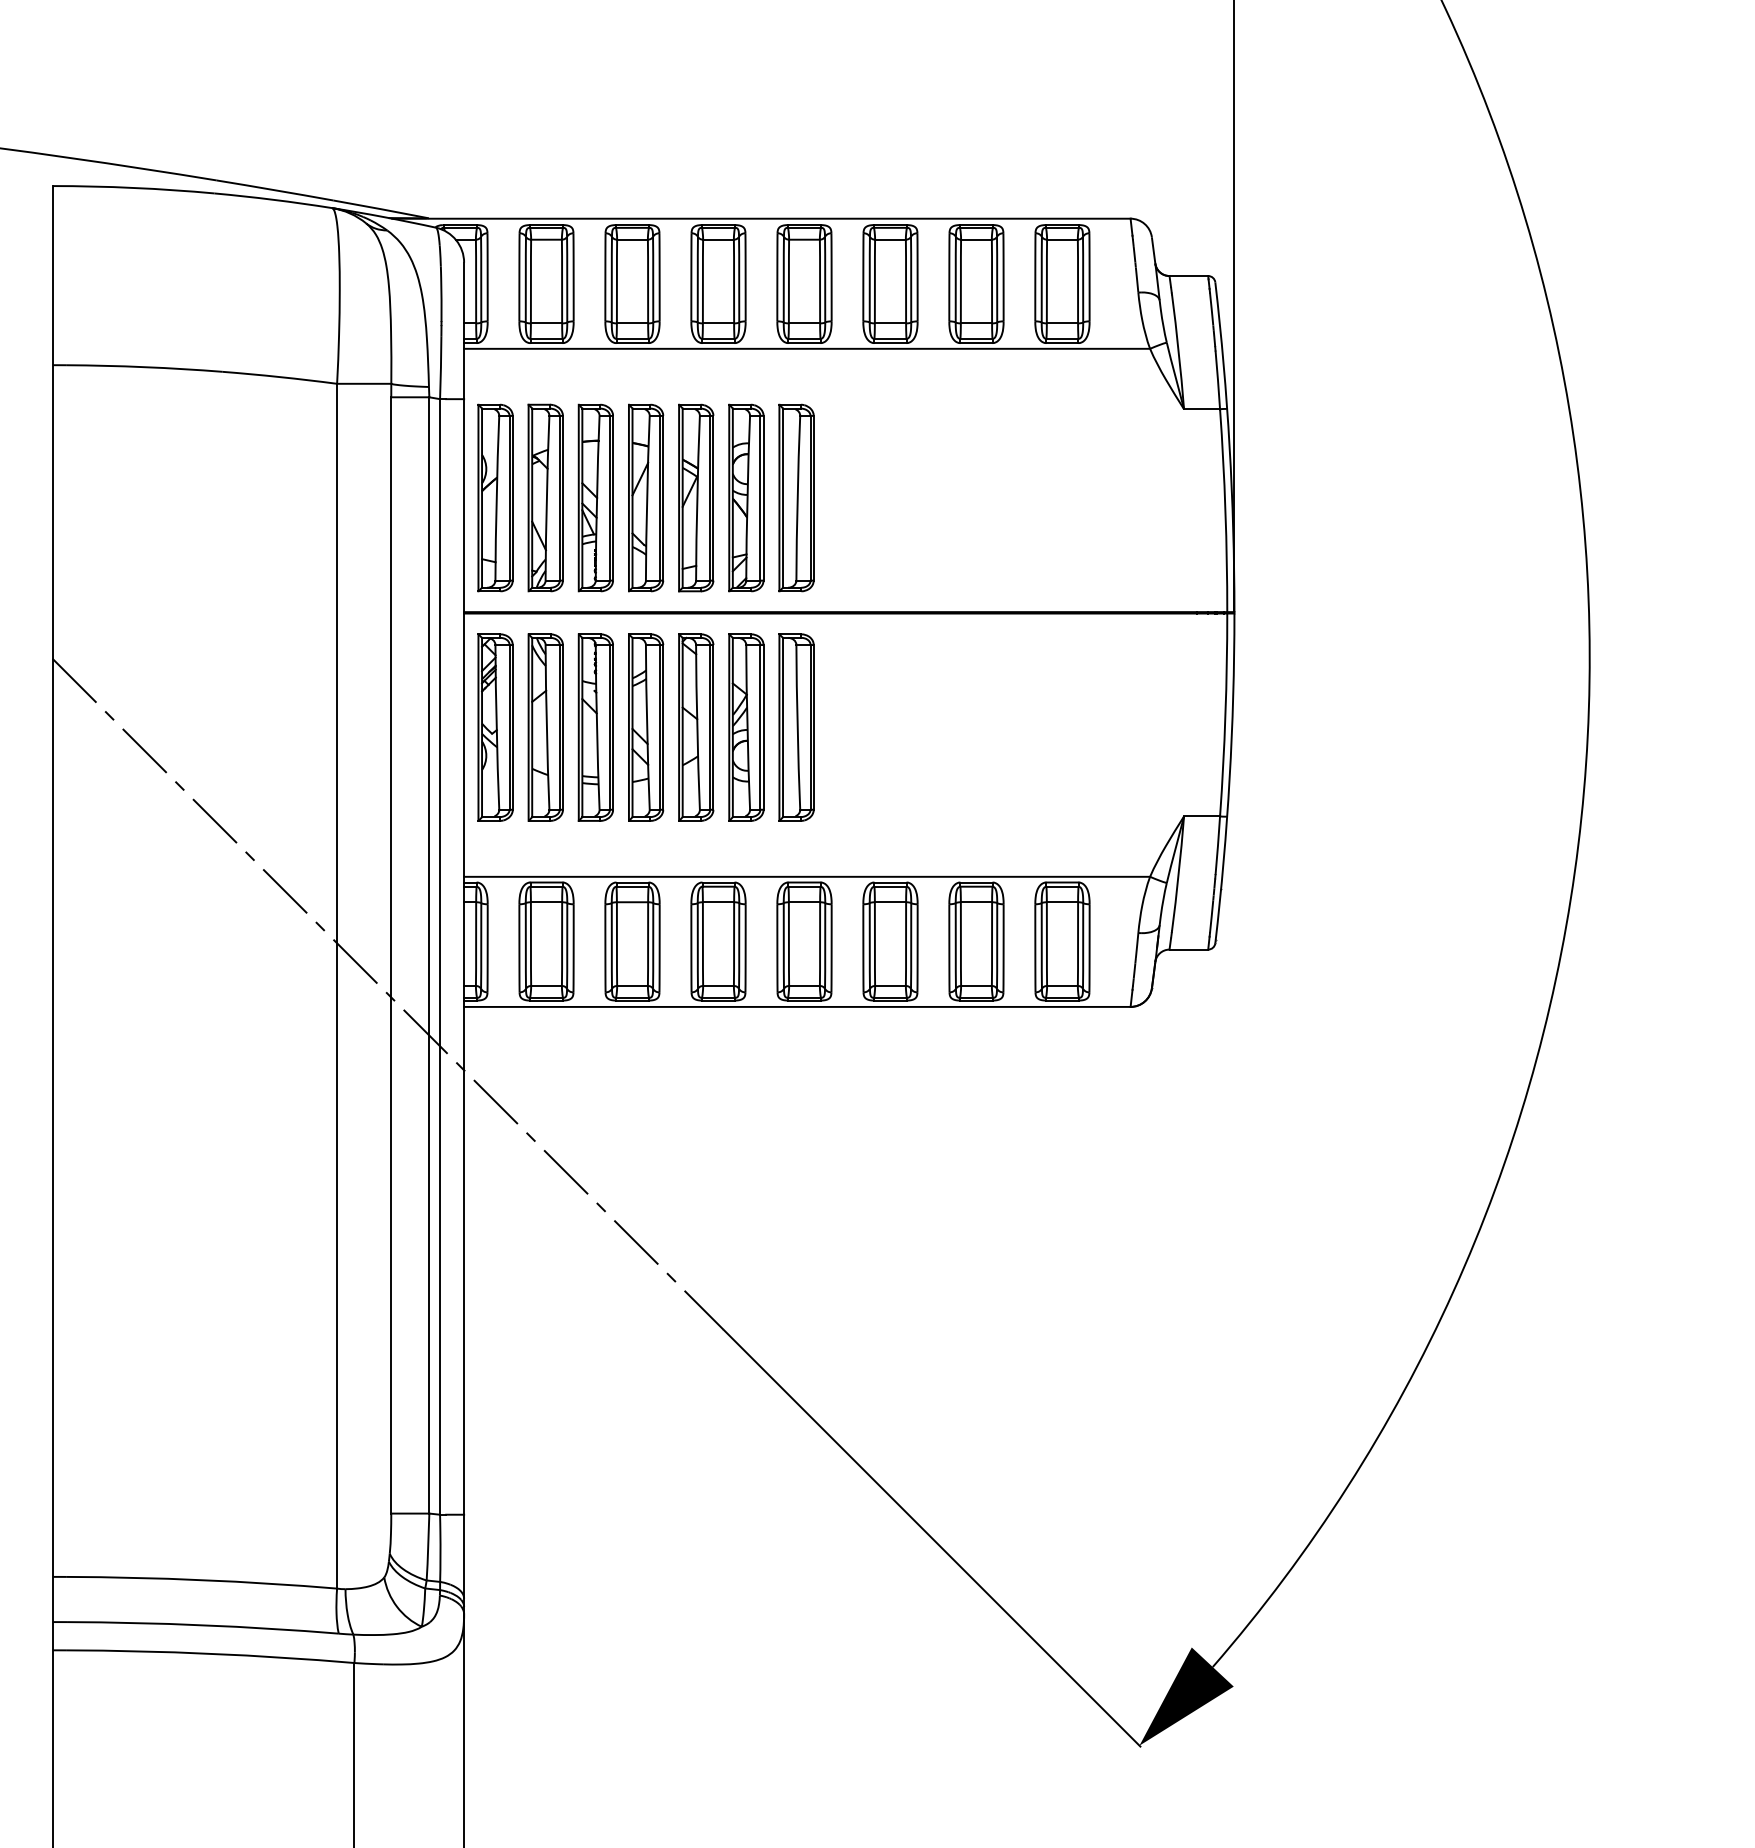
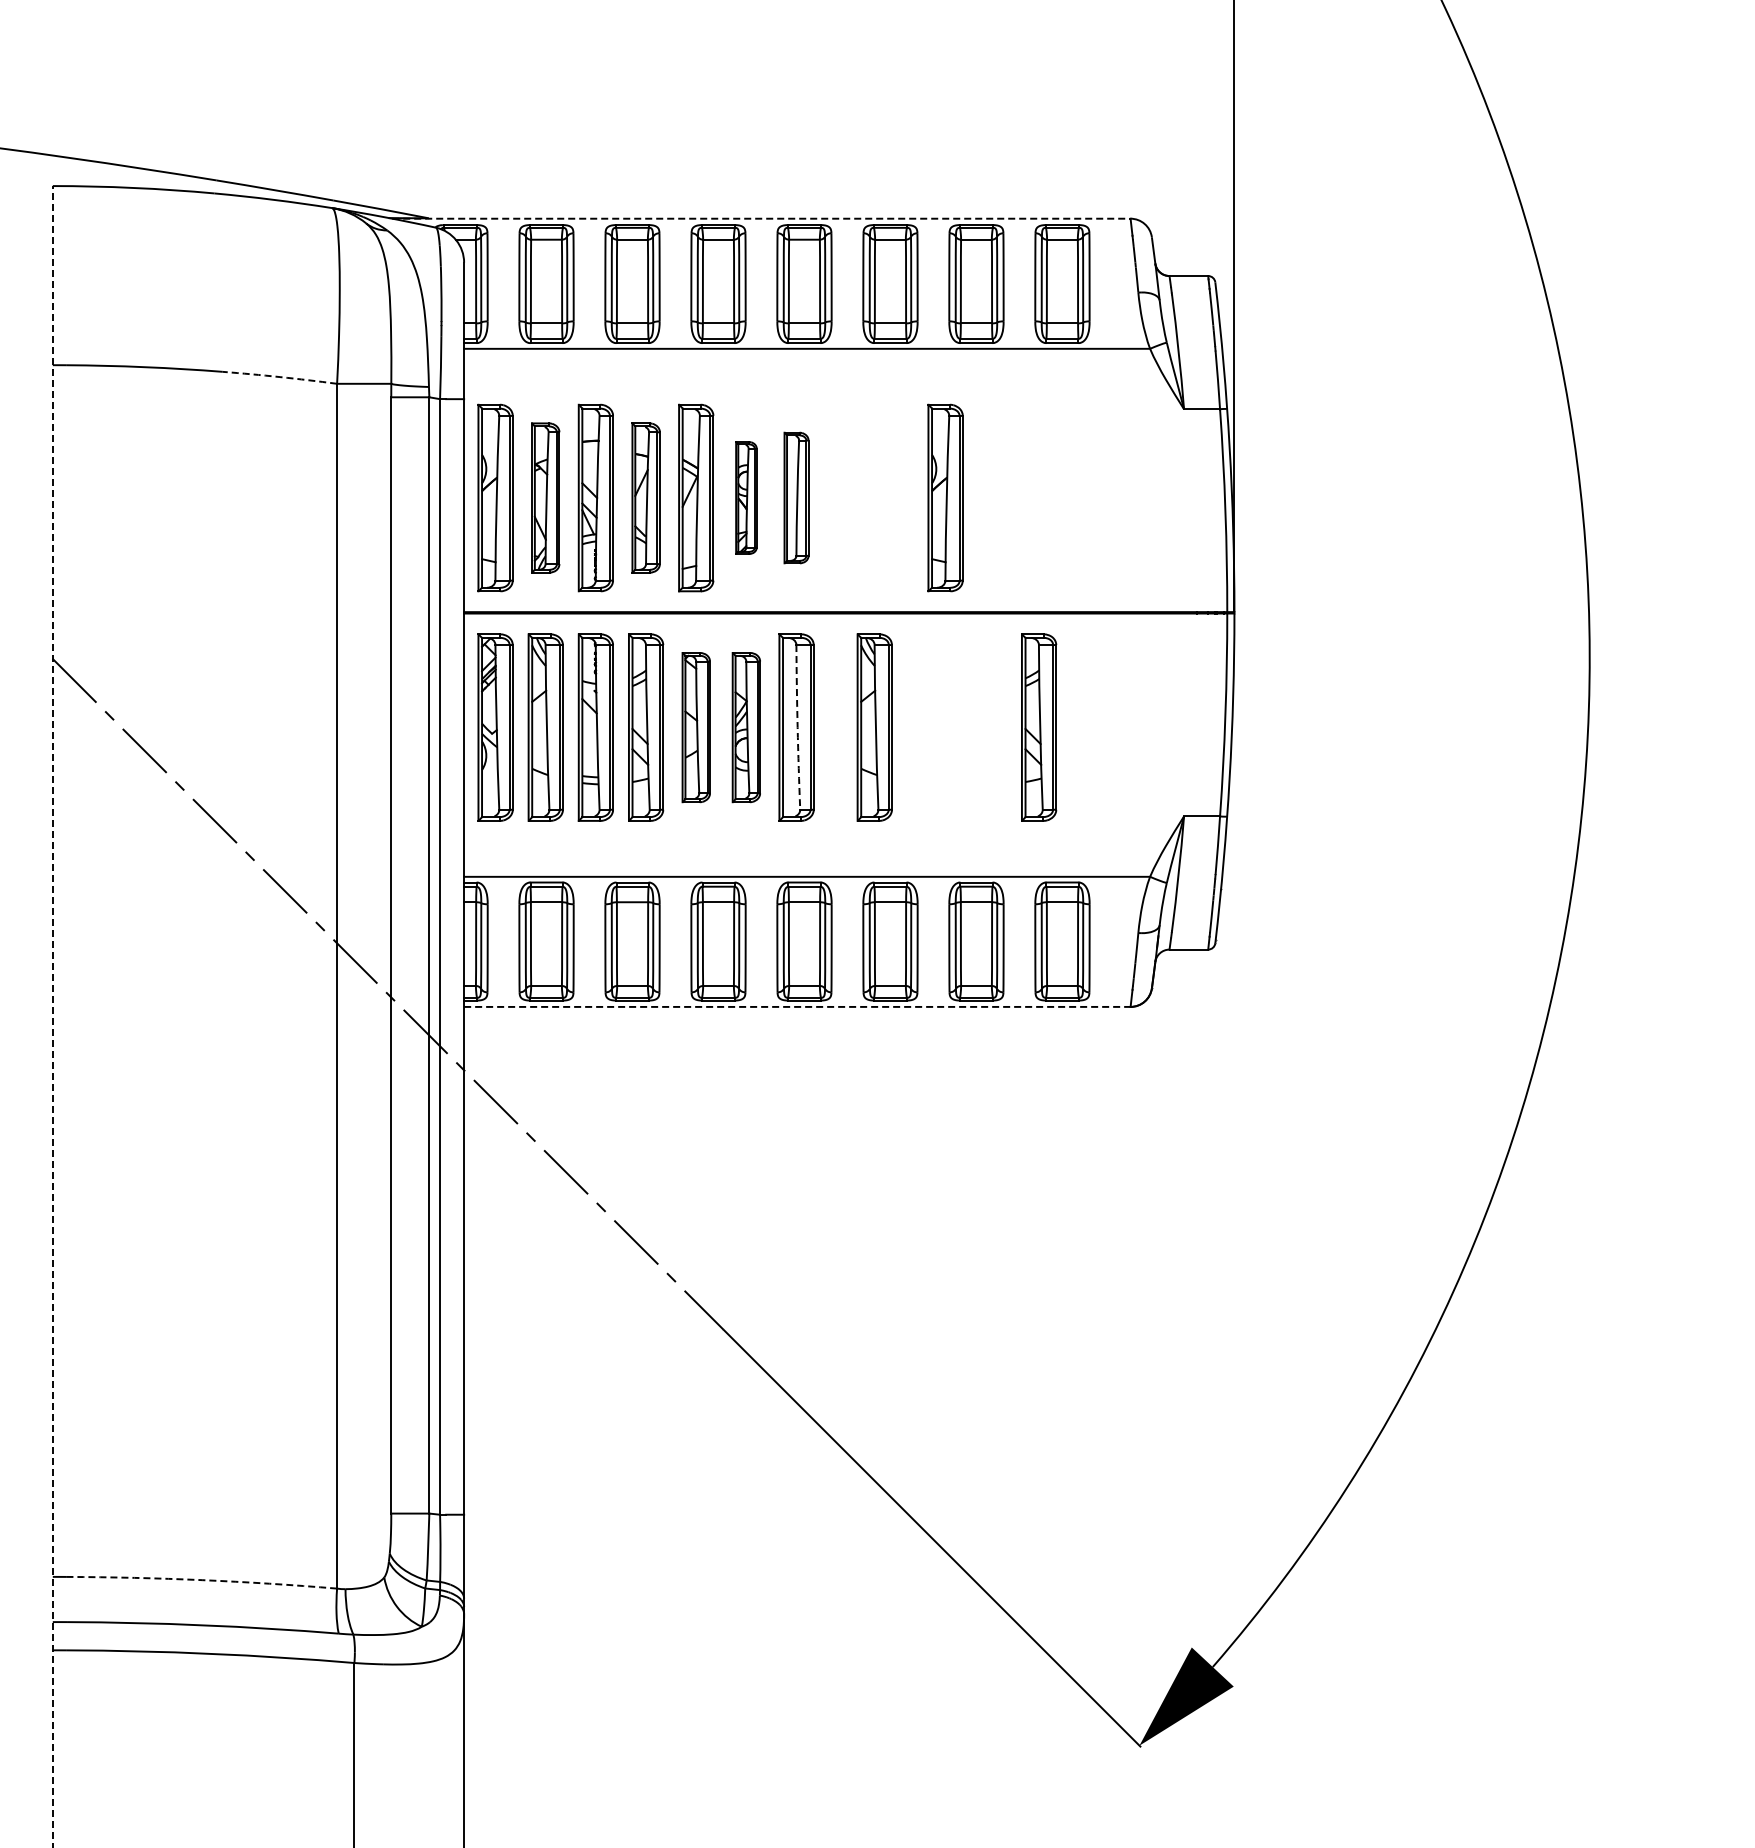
line: solid -> dashed (761, 218)
arc: solid -> dashed (280, 377)
part size: 37x190 px -> 30x152 px (545, 497)
part size: 37x190 px -> 30x152 px (645, 497)
part size: 37x190 px -> 23x114 px (746, 497)
part size: 37x190 px -> 27x134 px (796, 497)
part: none -> present (945, 497)
part size: 37x189 px -> 30x152 px (695, 727)
part size: 37x189 px -> 30x152 px (745, 727)
arc: solid -> dashed (797, 727)
part: none -> present (874, 727)
part: none -> present (1039, 727)
line: solid -> dashed (797, 1006)
line: solid -> dashed (52, 1016)
arc: solid -> dashed (202, 1580)
